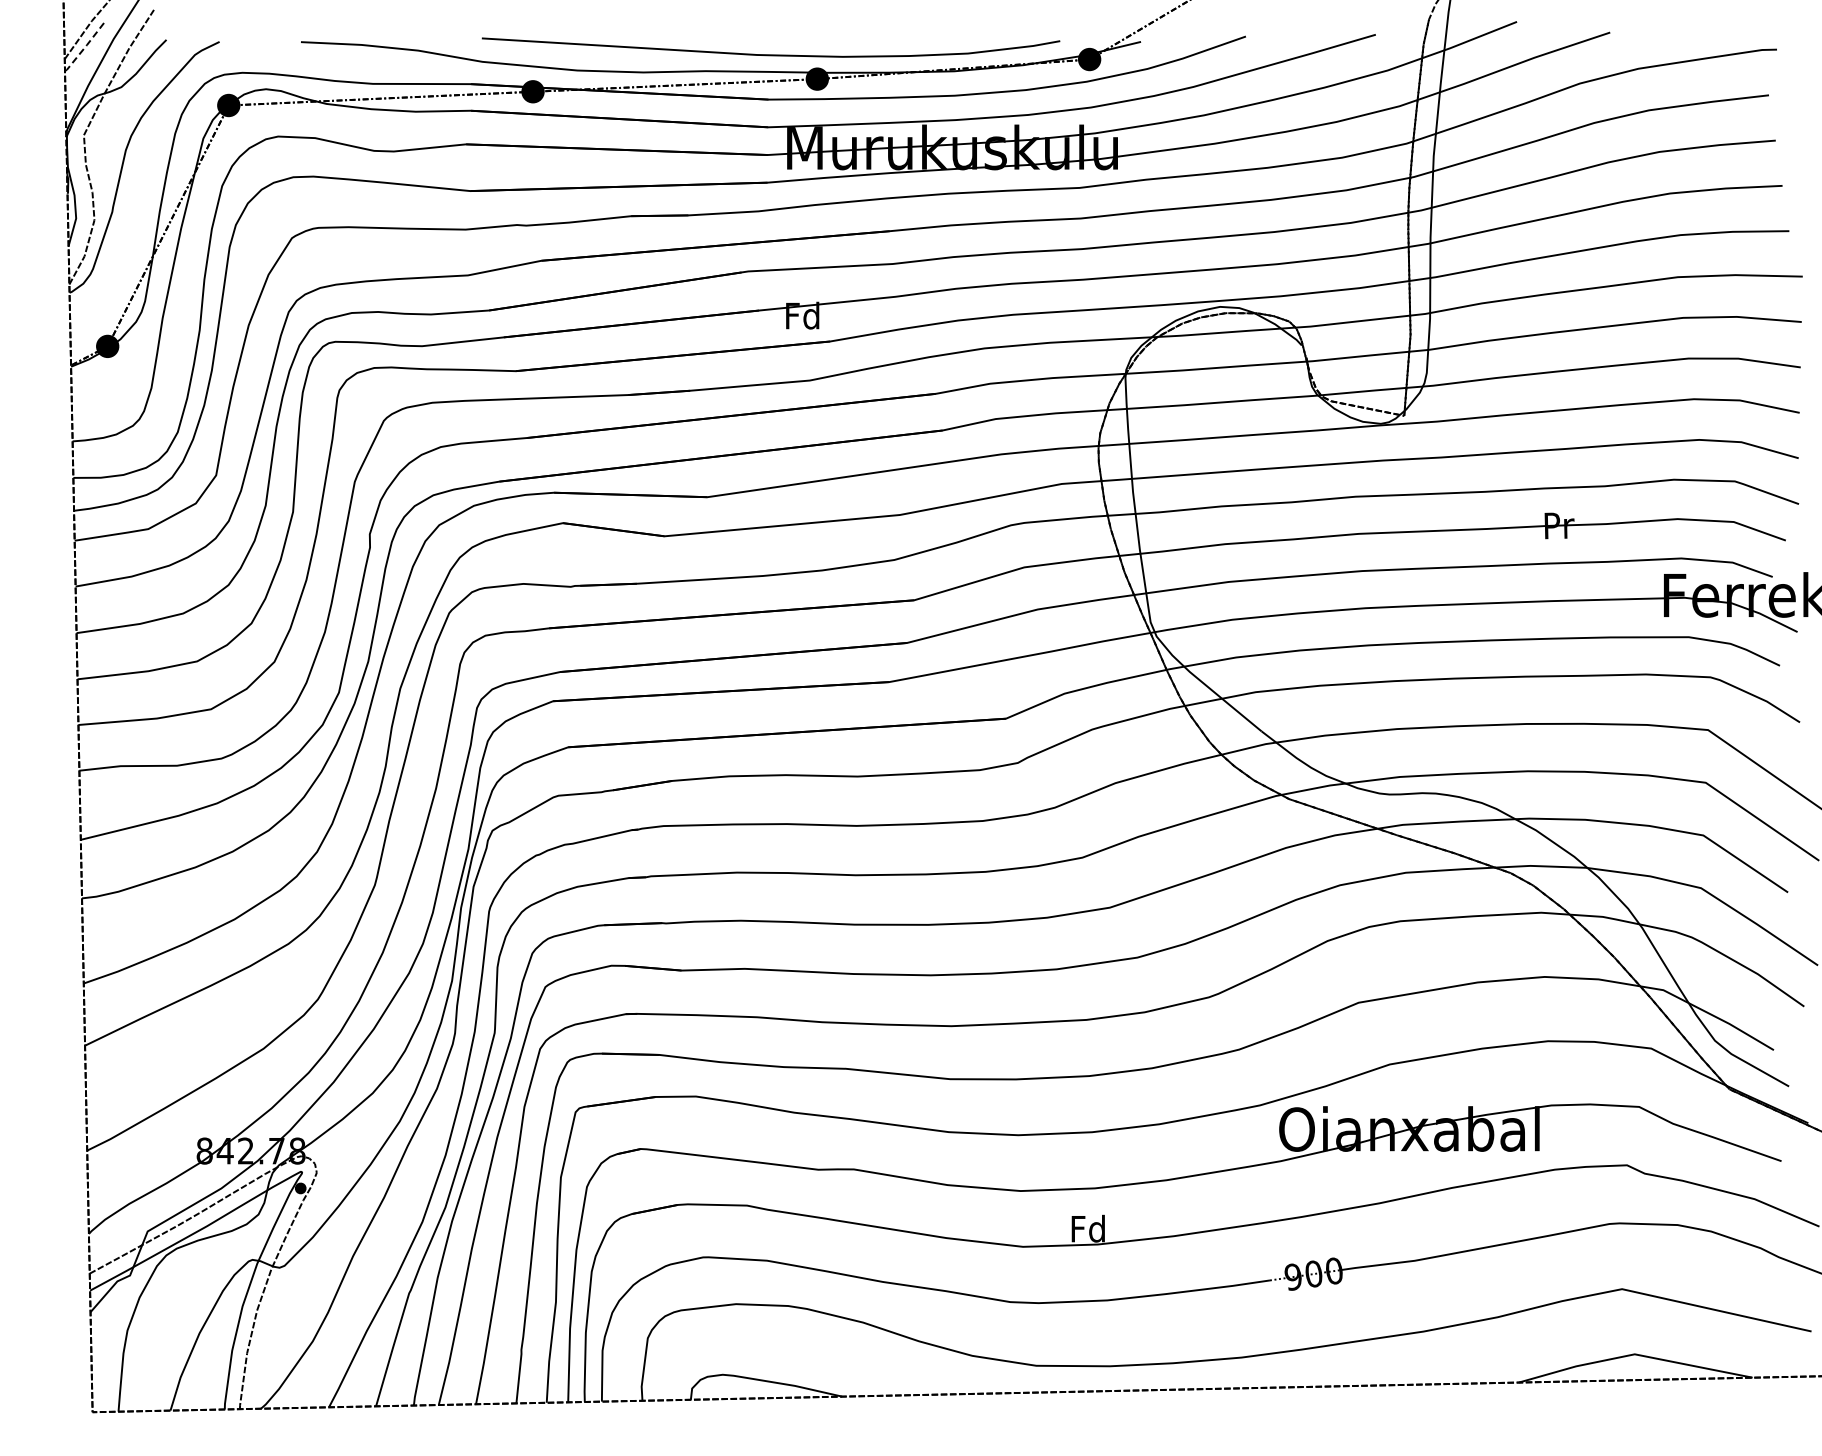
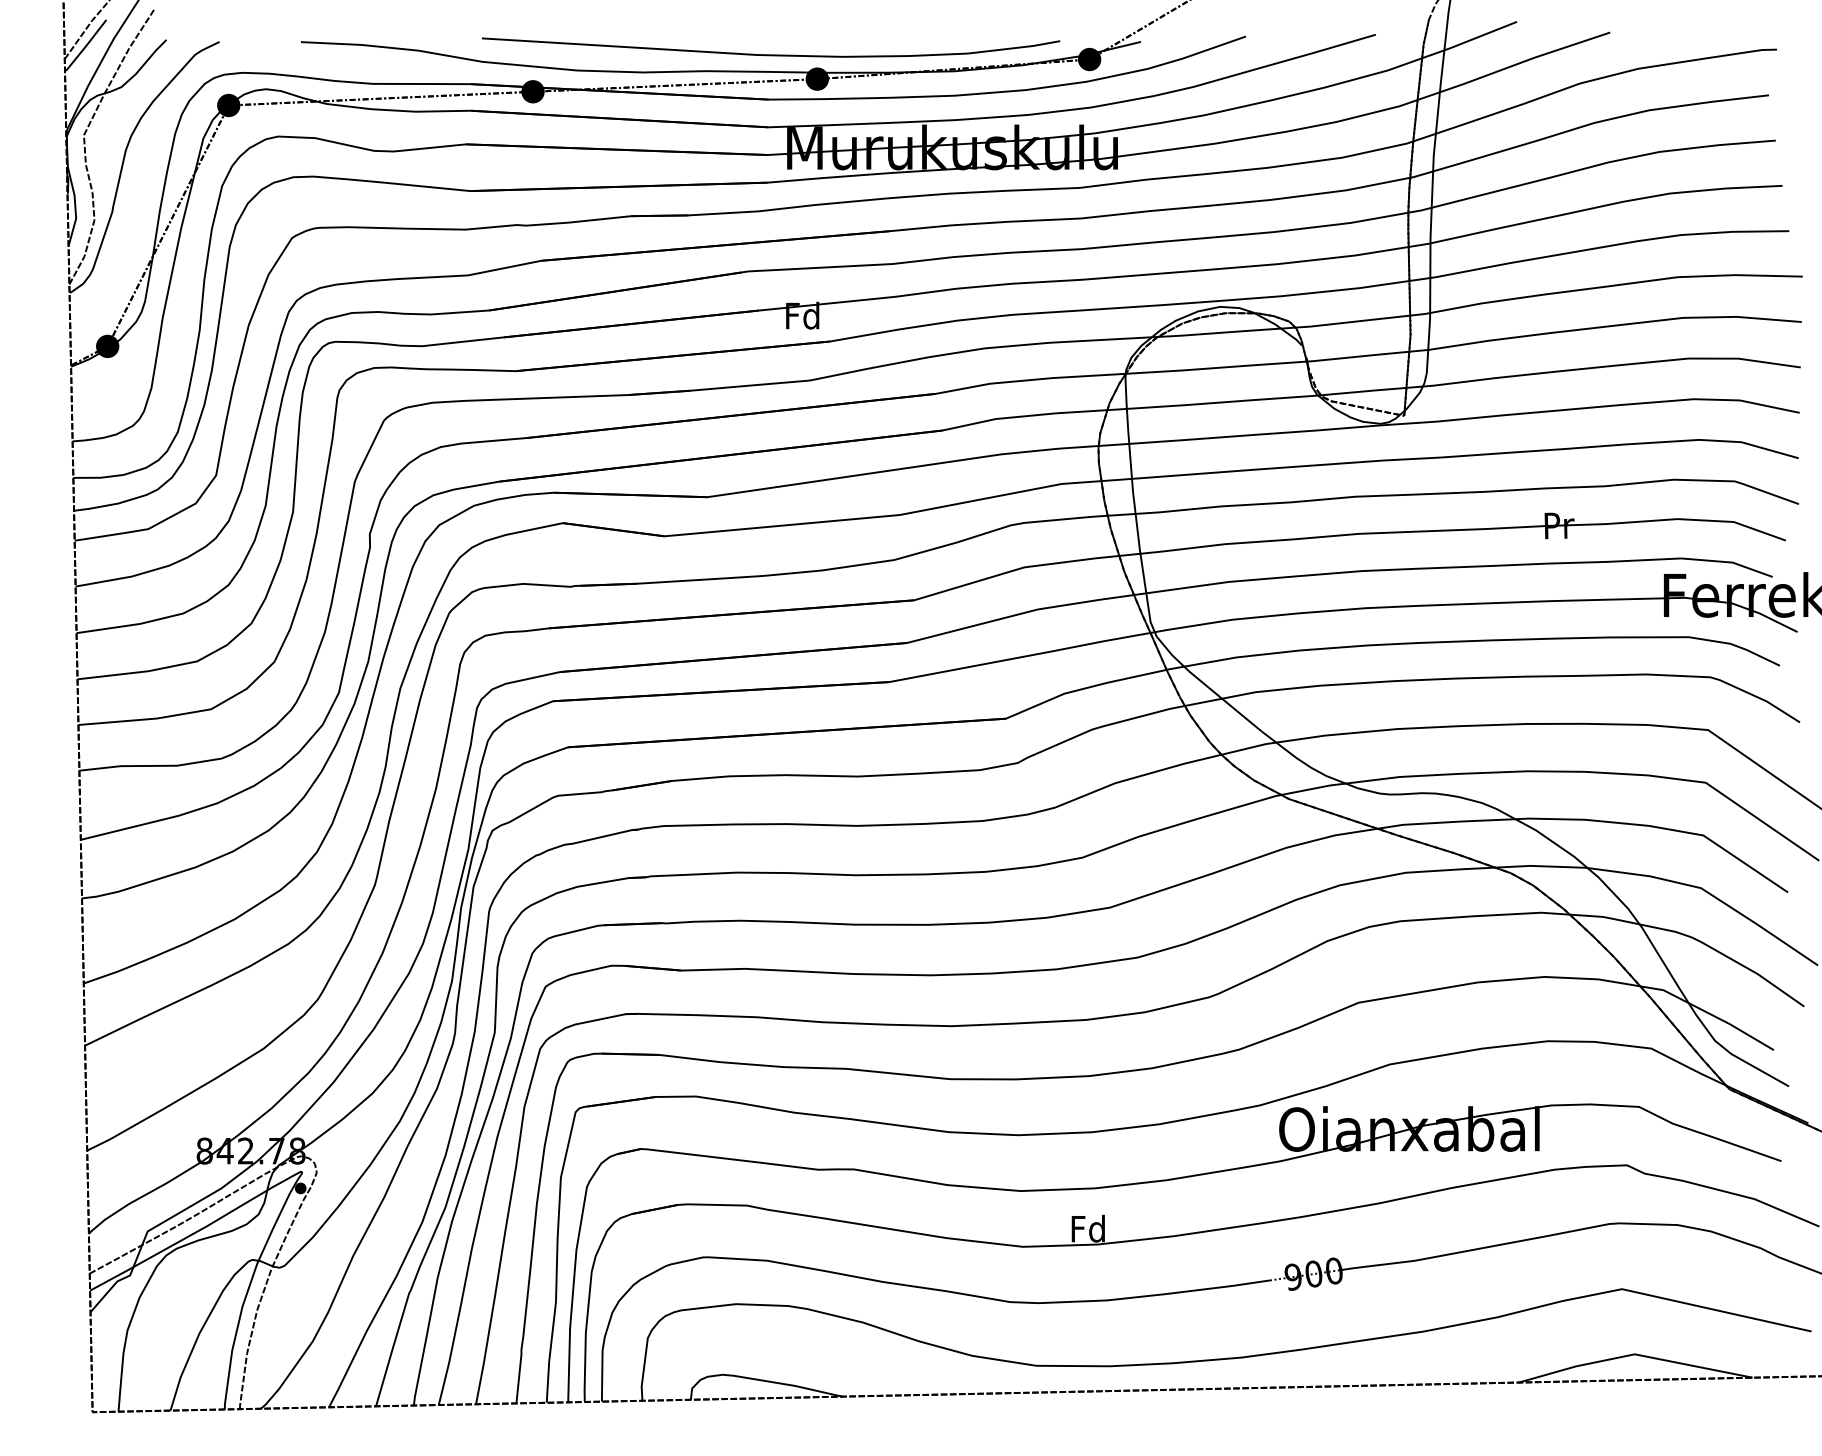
line: dashed -> solid (86, 45)
